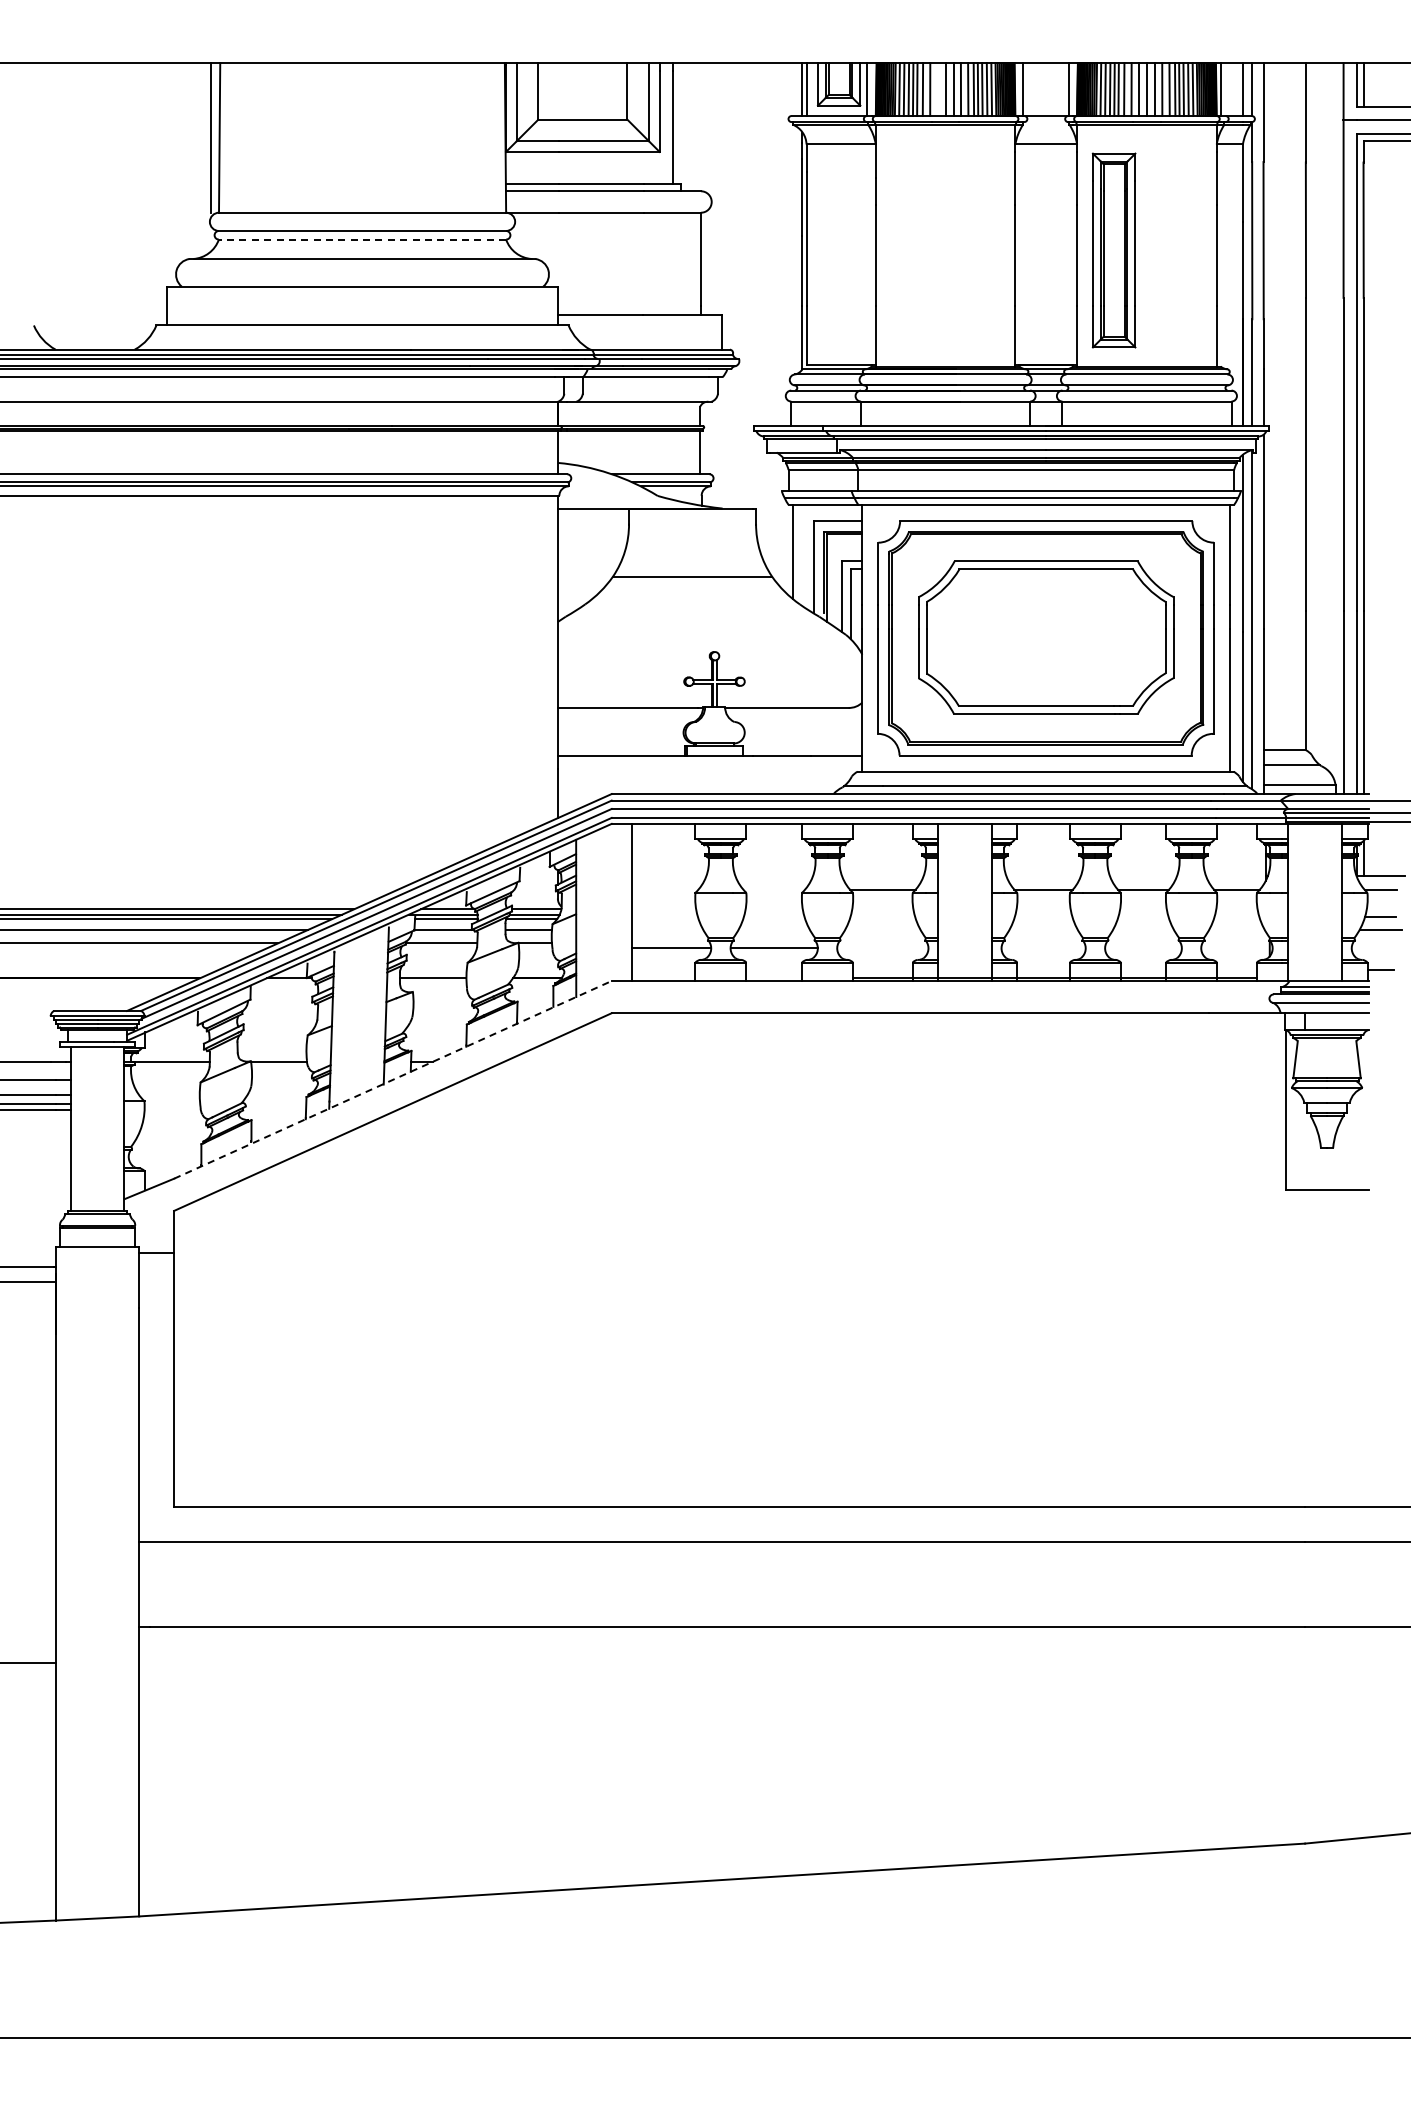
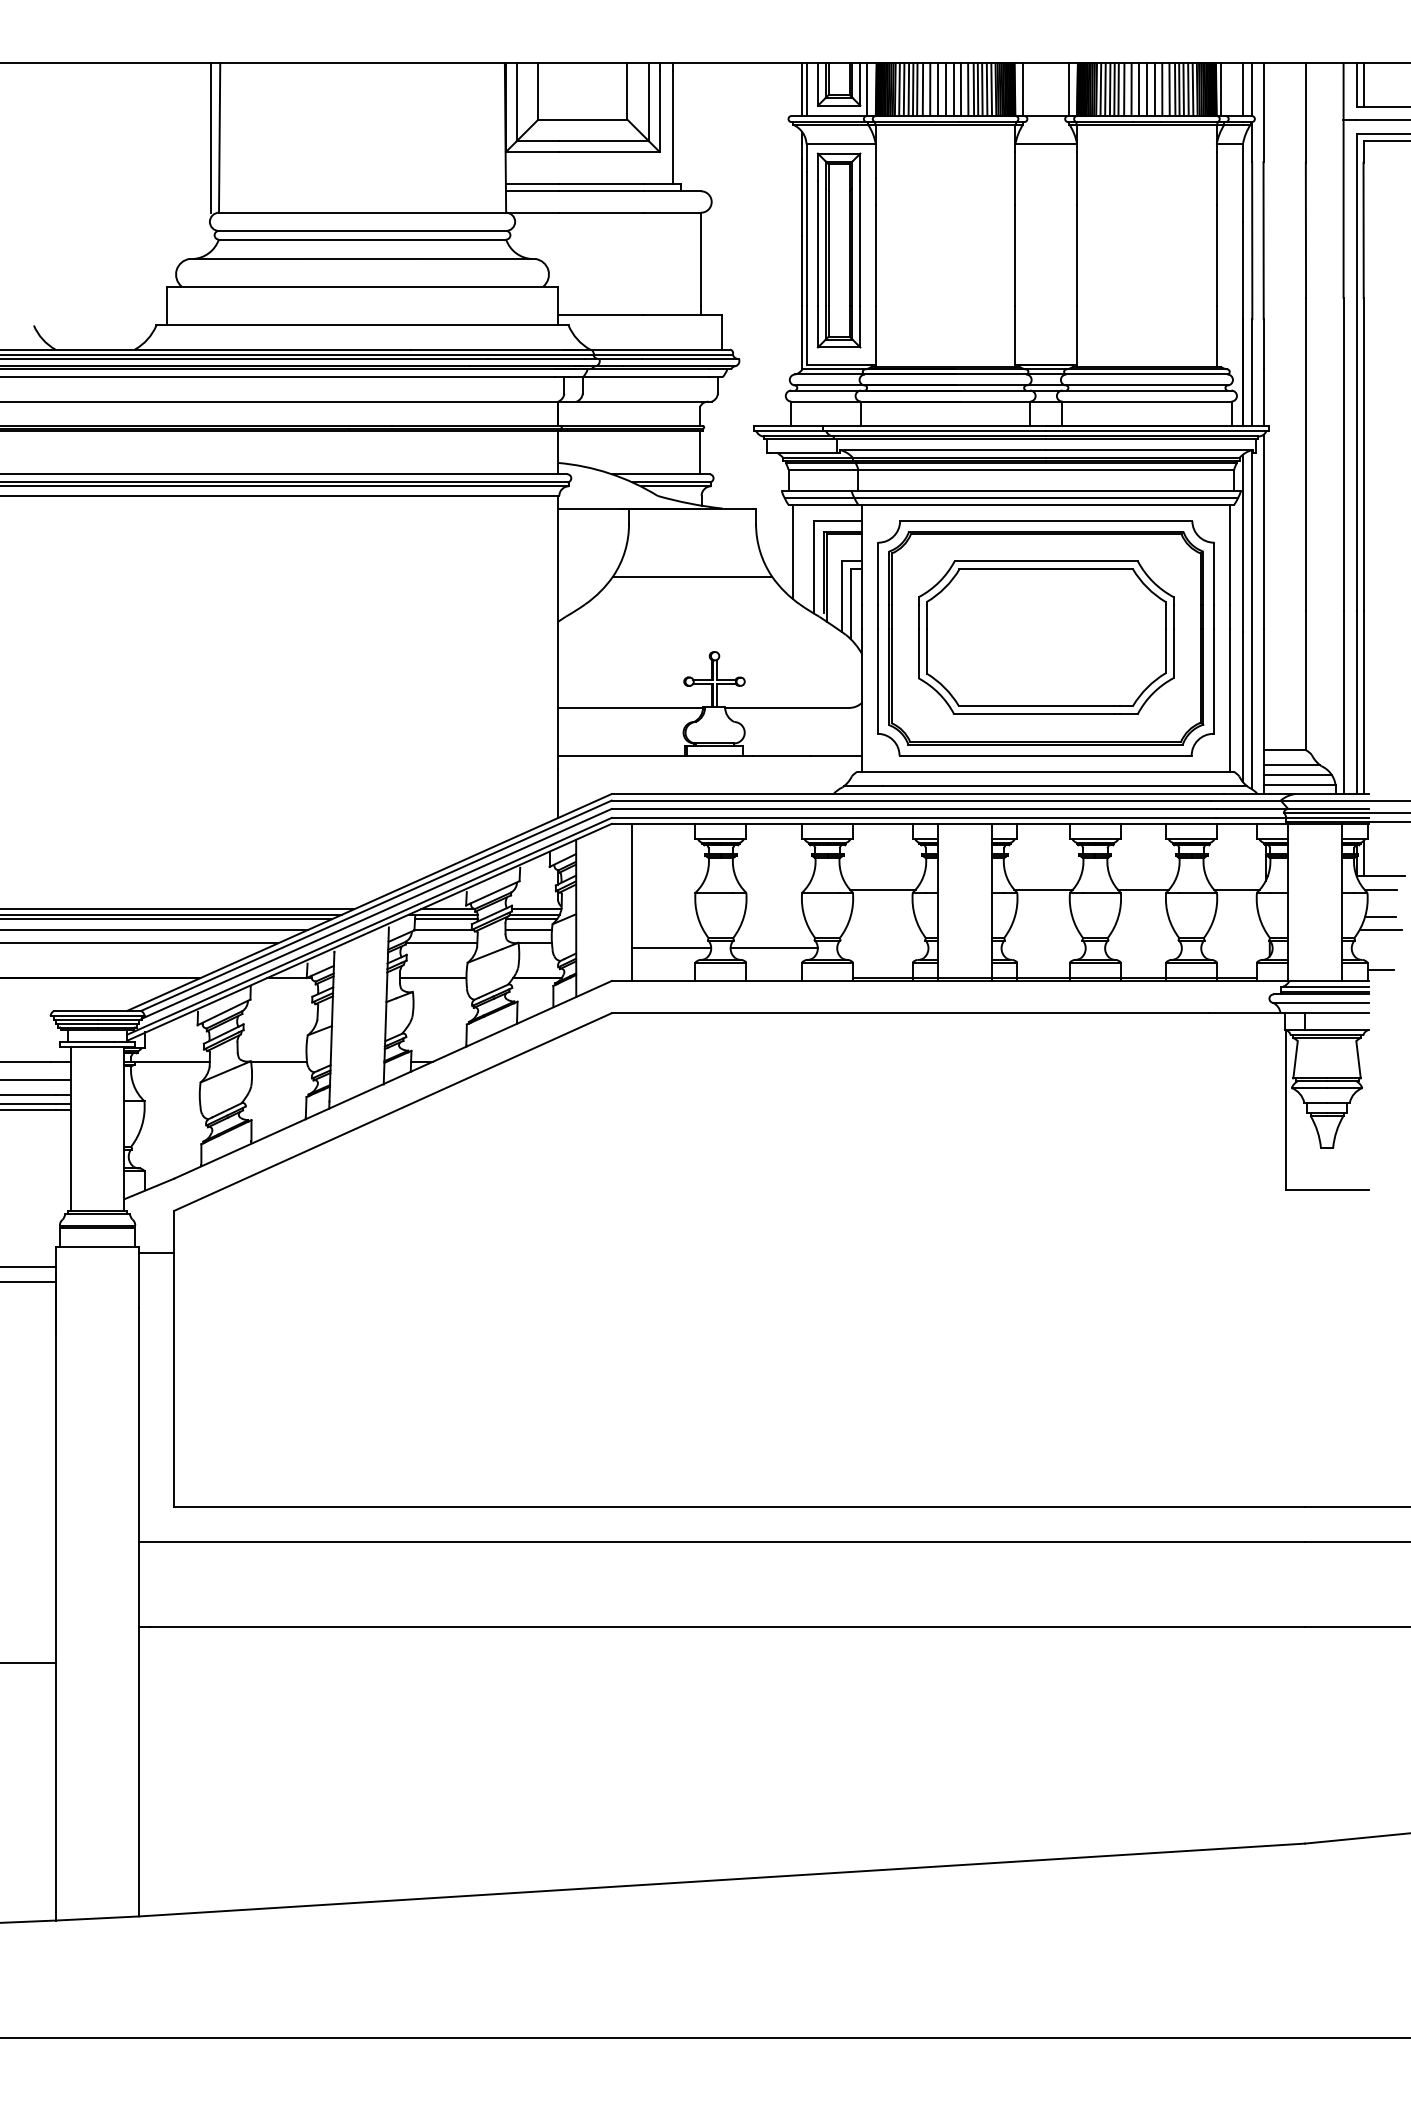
line: none -> present (937, 89)
line: dashed -> solid (362, 239)
part position: (1113, 250) -> (838, 250) (838, 250)
line: none -> present (1297, 775)
line: dashed -> solid (393, 1079)
